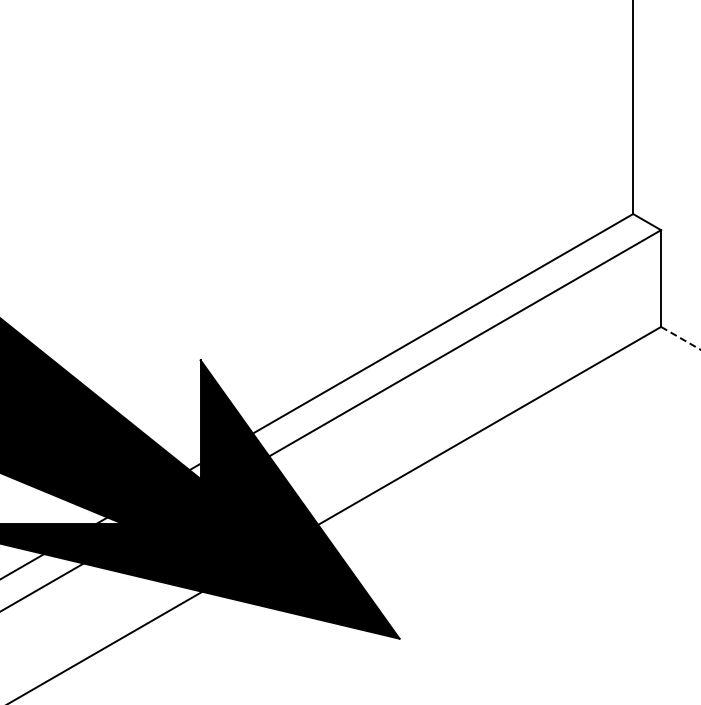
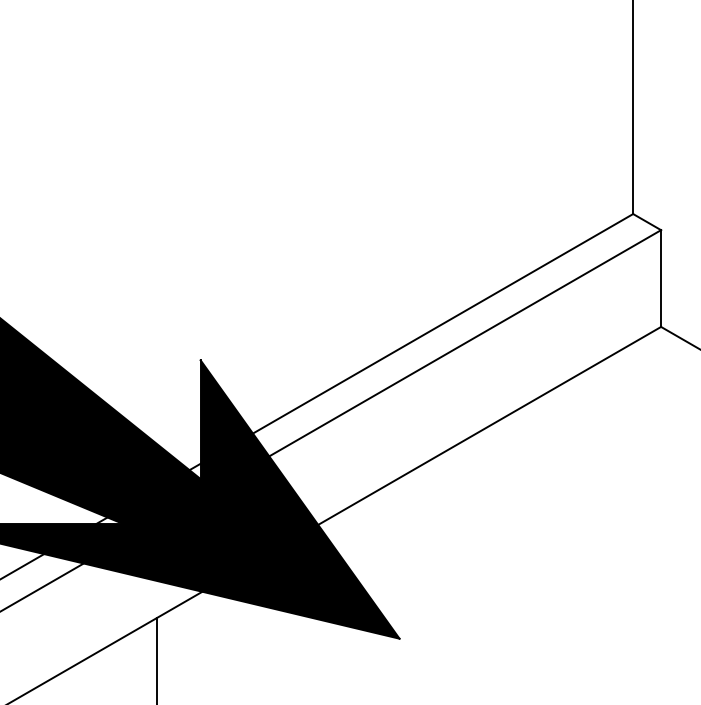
line: dashed -> solid (680, 338)
line: none -> present (157, 659)
